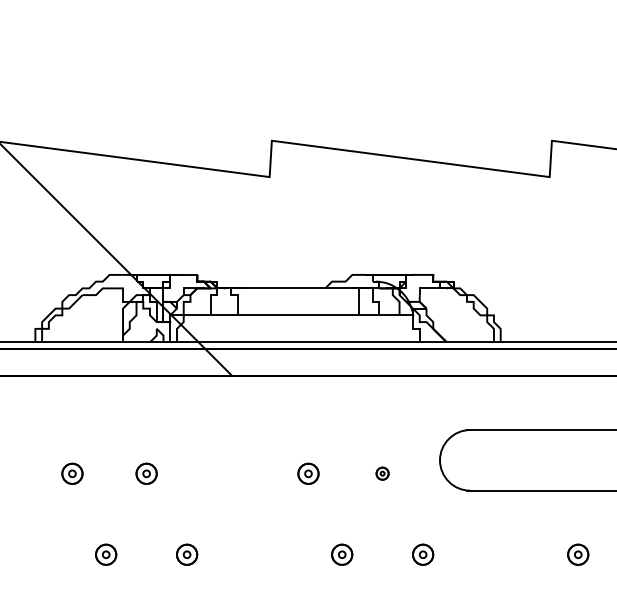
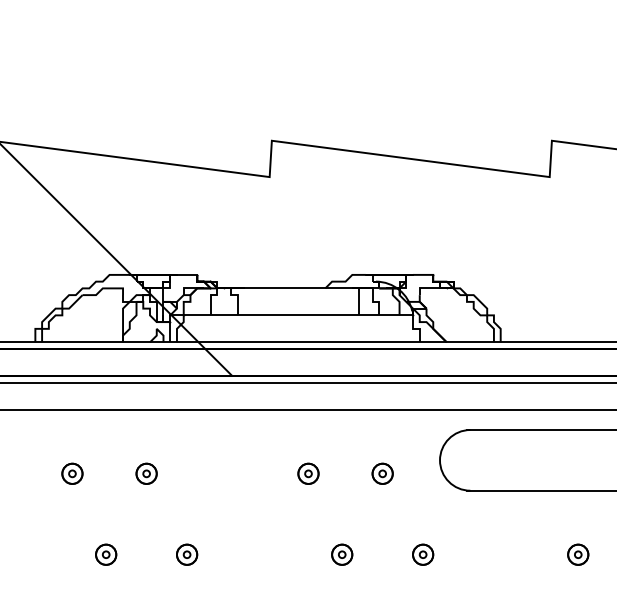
line: none -> present (307, 382)
line: none -> present (307, 409)
part size: 15x15 px -> 23x23 px (382, 473)
